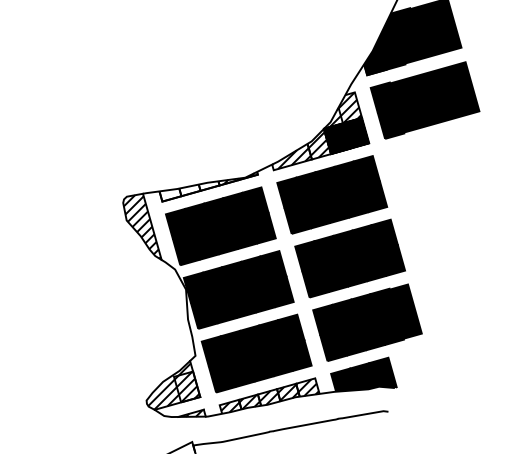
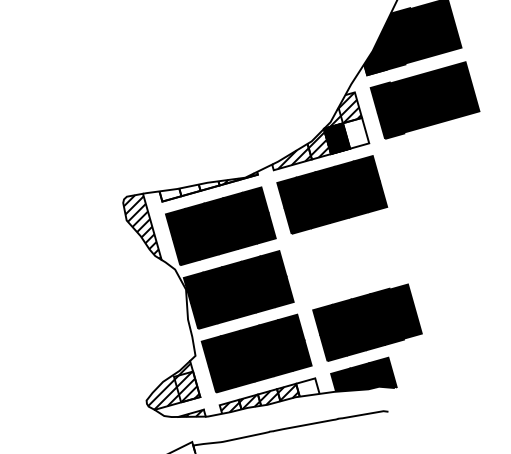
hatch: present -> none (355, 132)
part: present -> none (349, 258)
hatch: present -> none (307, 387)
